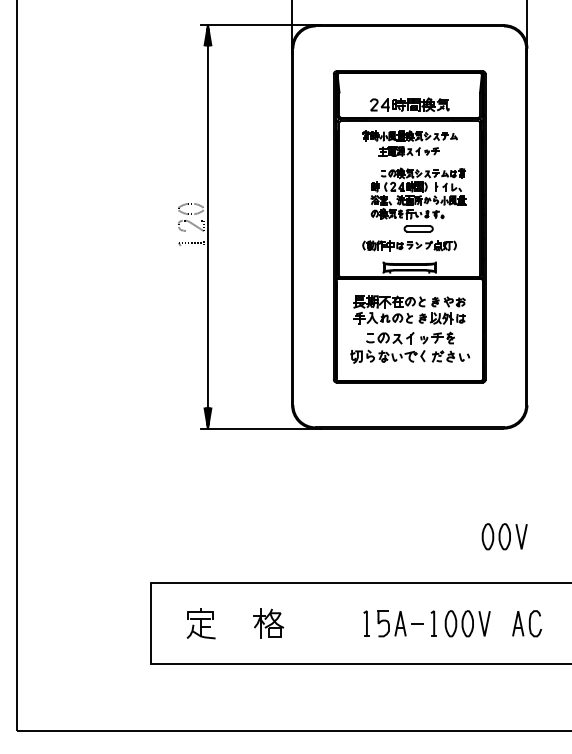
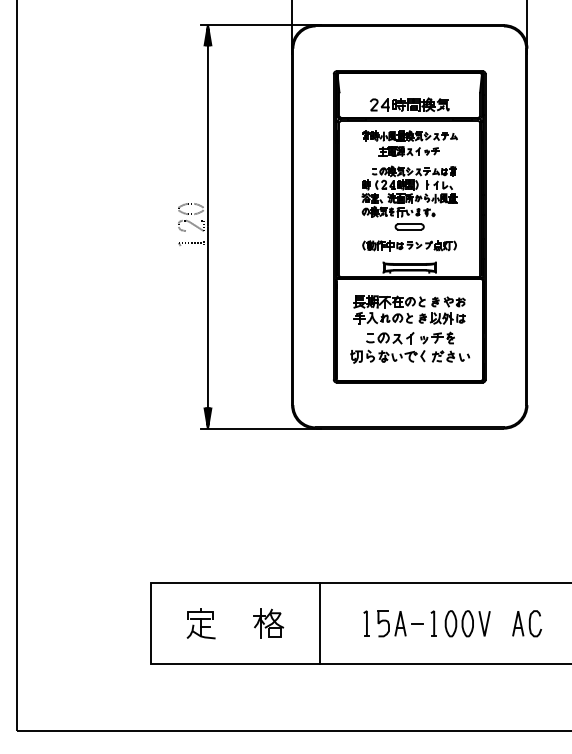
part position: (418, 199) -> (409, 197) (409, 197)
part: present -> none (504, 536)
line: none -> present (319, 623)
